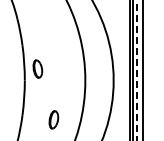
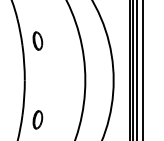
part position: (37, 68) -> (37, 40) (37, 40)
line: dashed -> solid (137, 70)
part position: (53, 119) -> (37, 119) (37, 119)
